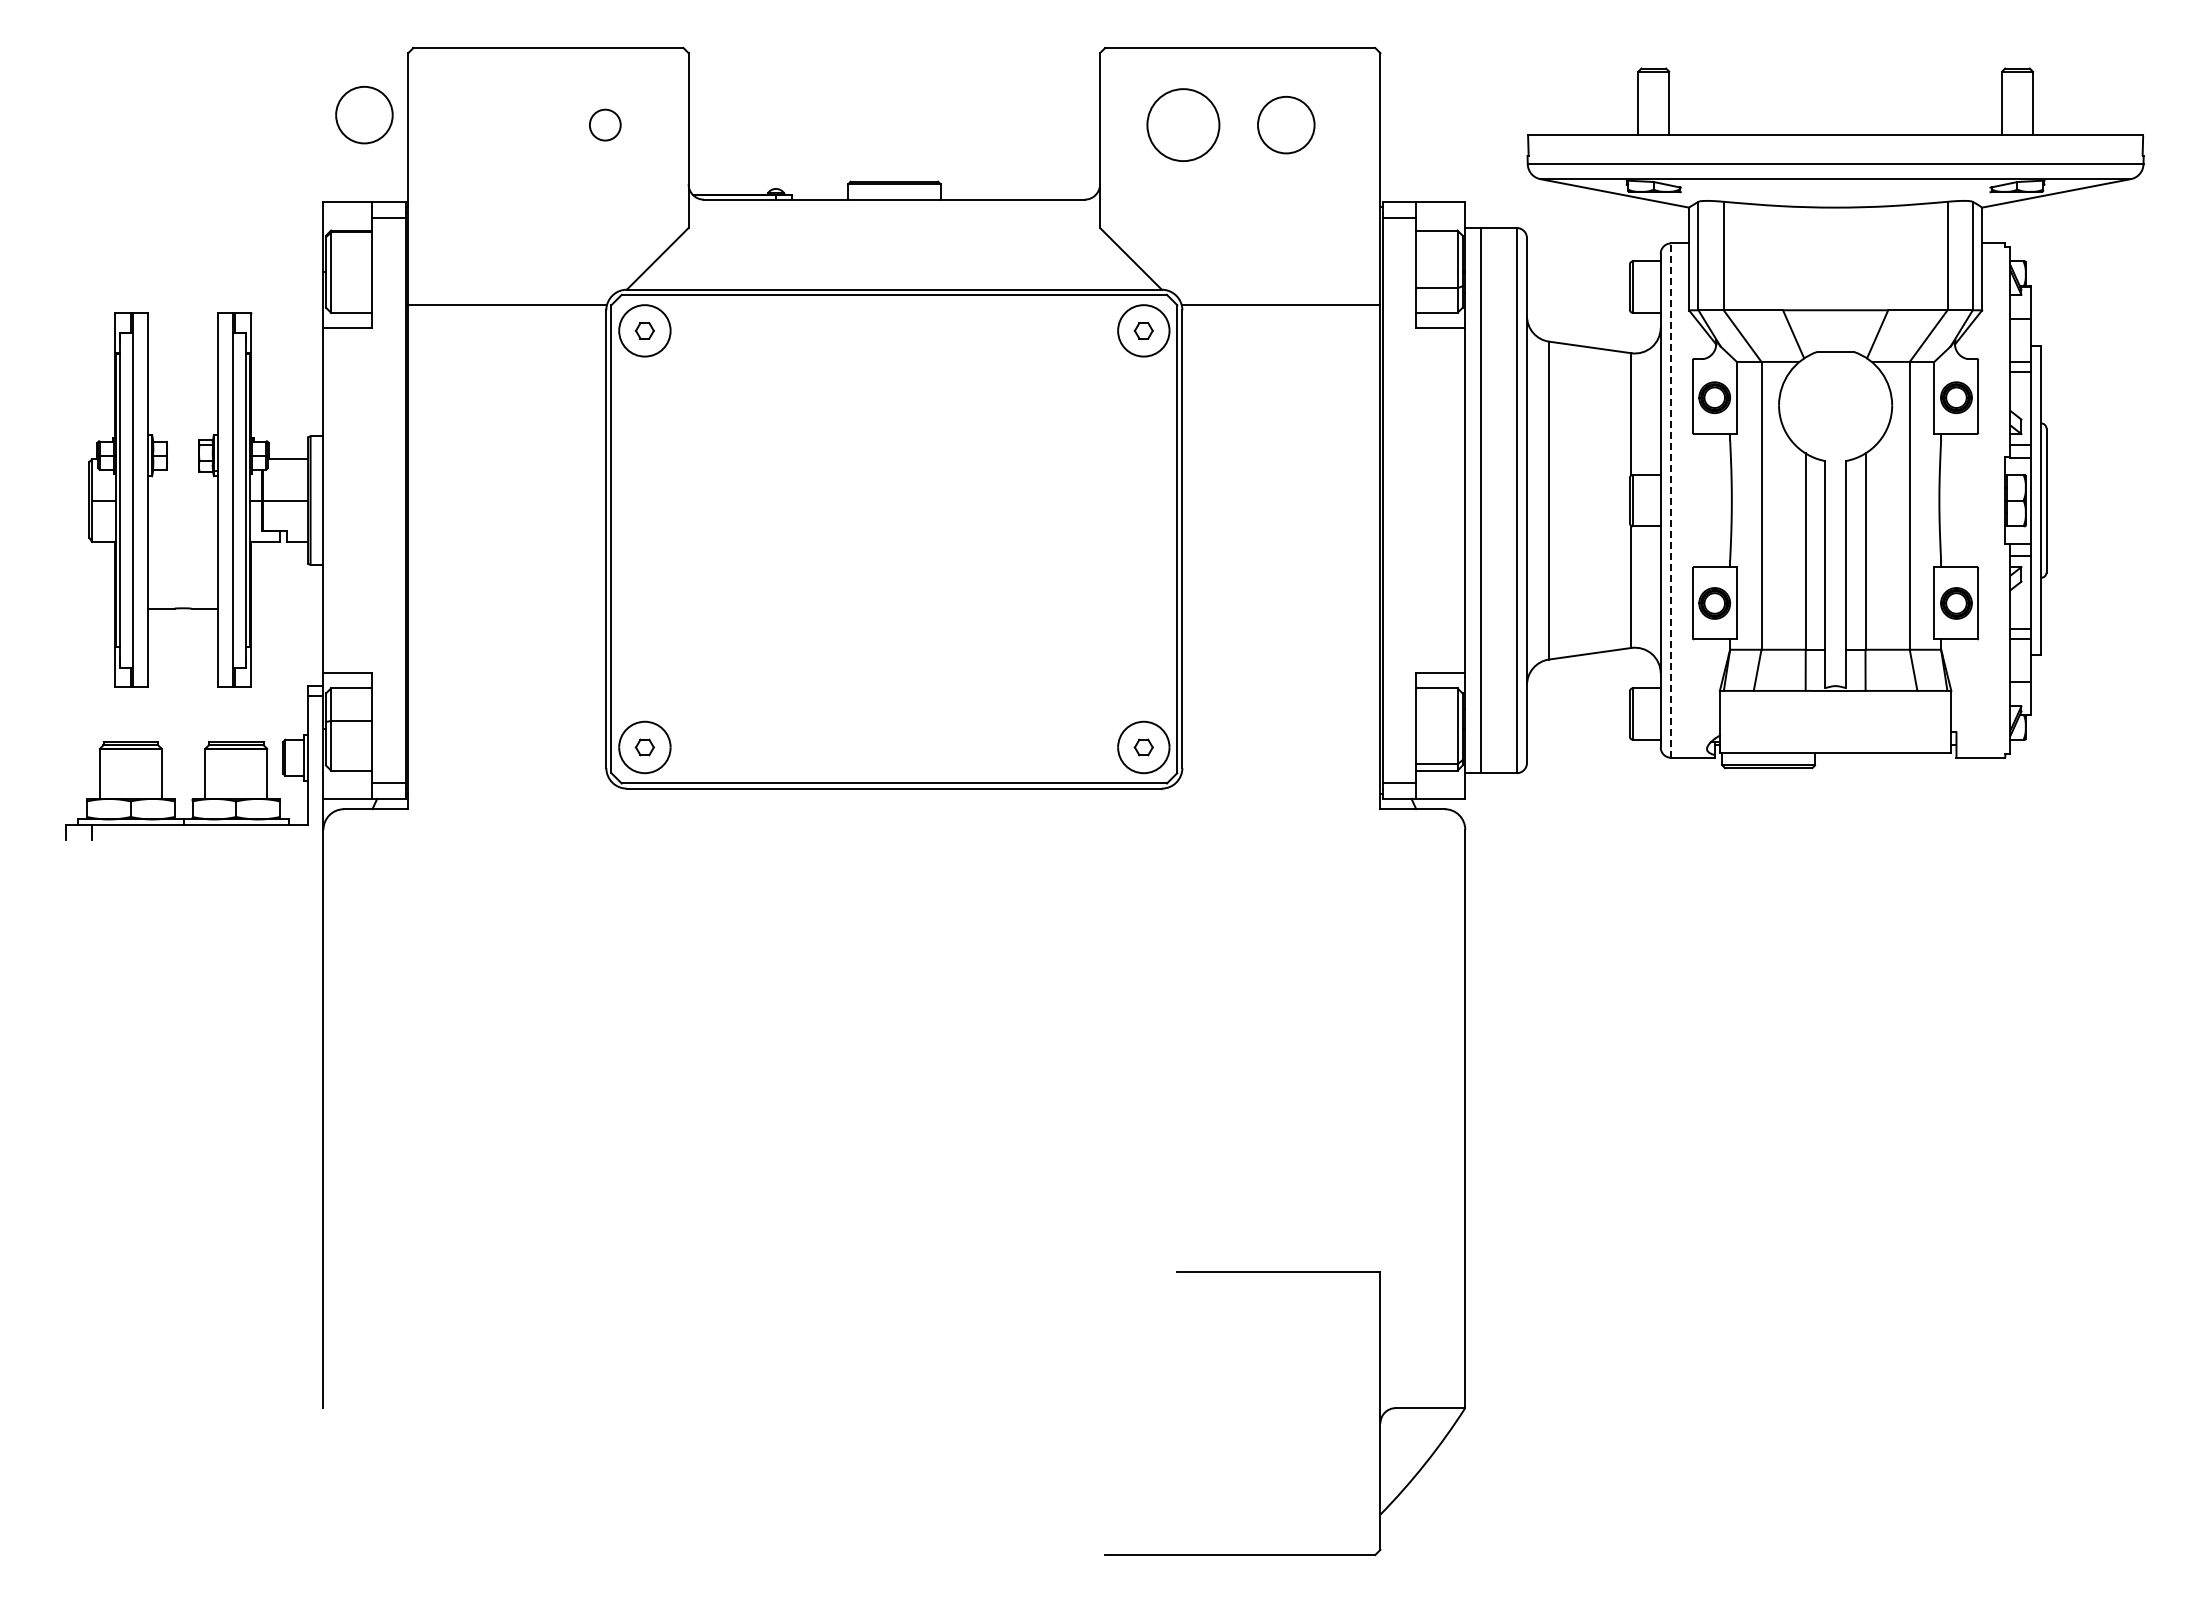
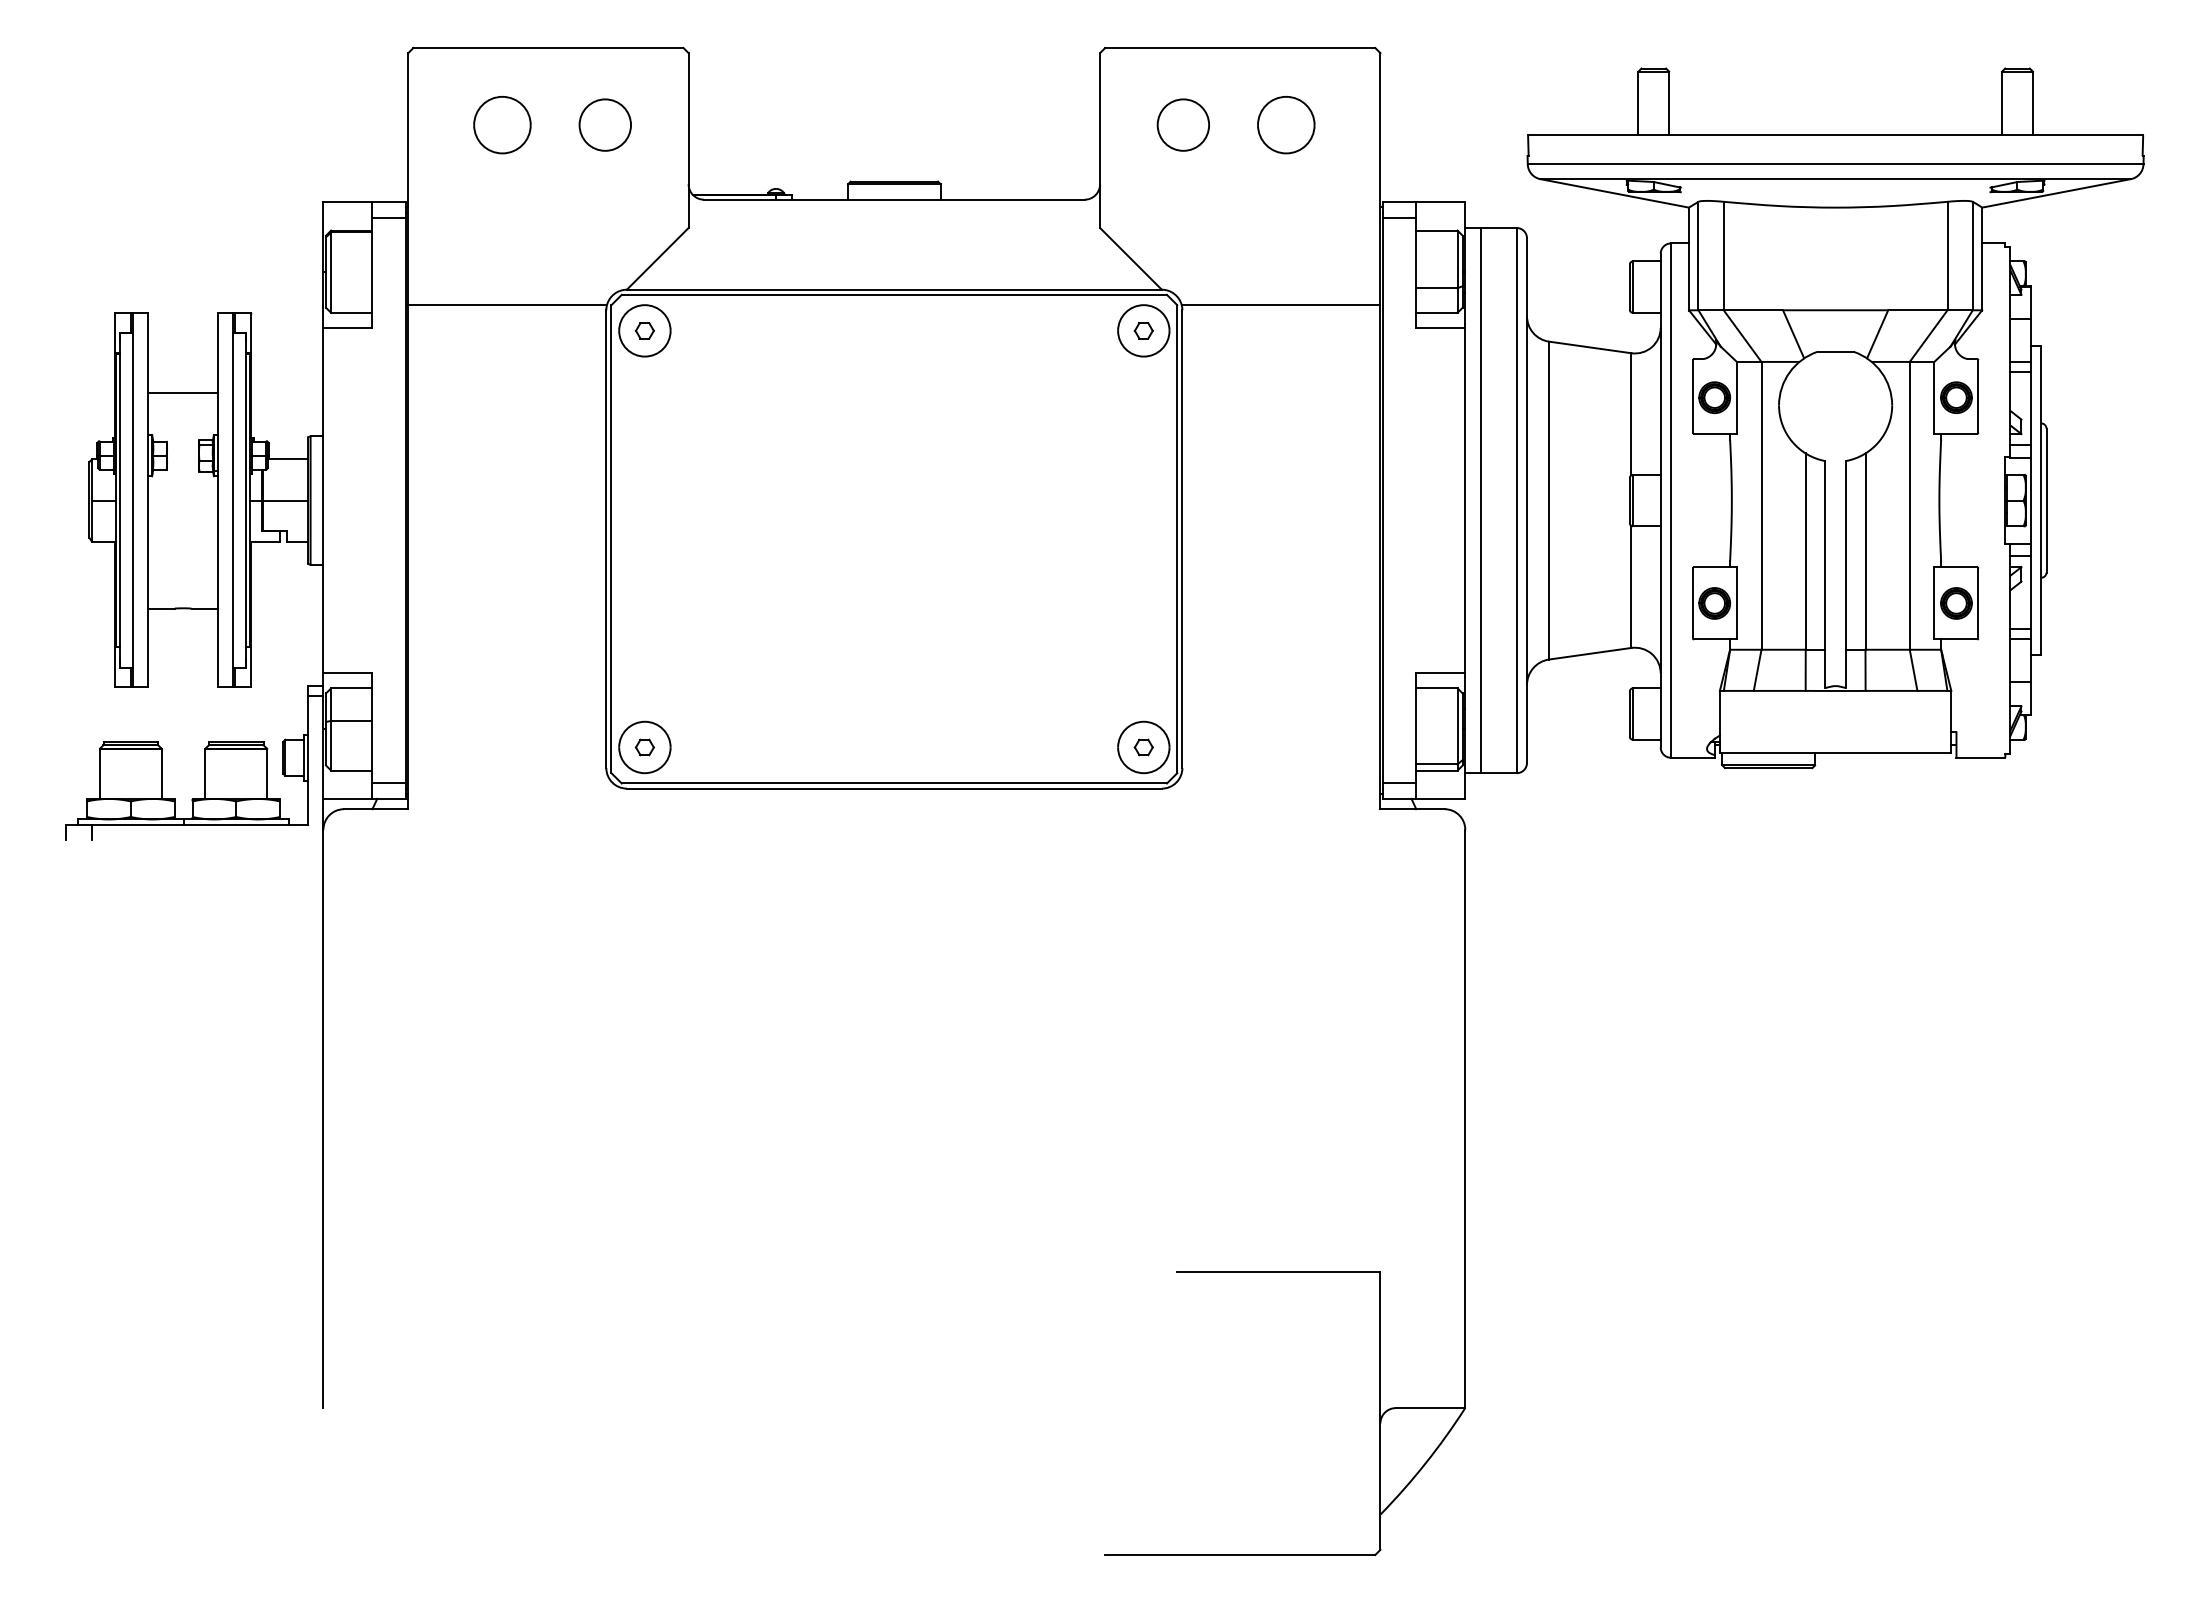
part position: (364, 115) -> (502, 125) (502, 125)
circle diameter: 31 px -> 51 px (605, 124)
circle diameter: 72 px -> 51 px (1183, 124)
line: none -> present (183, 392)
line: dashed -> solid (1671, 500)
